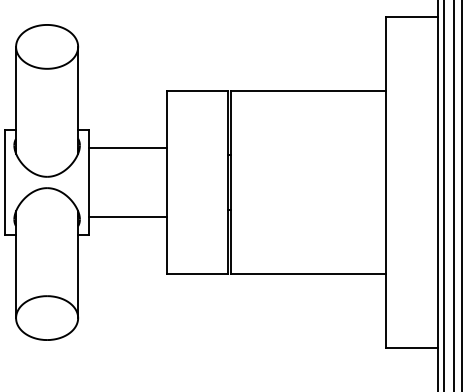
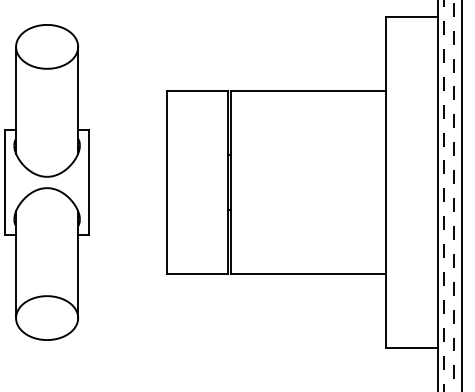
line: present -> none (127, 147)
line: solid -> dashed (443, 195)
line: solid -> dashed (454, 195)
line: present -> none (127, 217)
